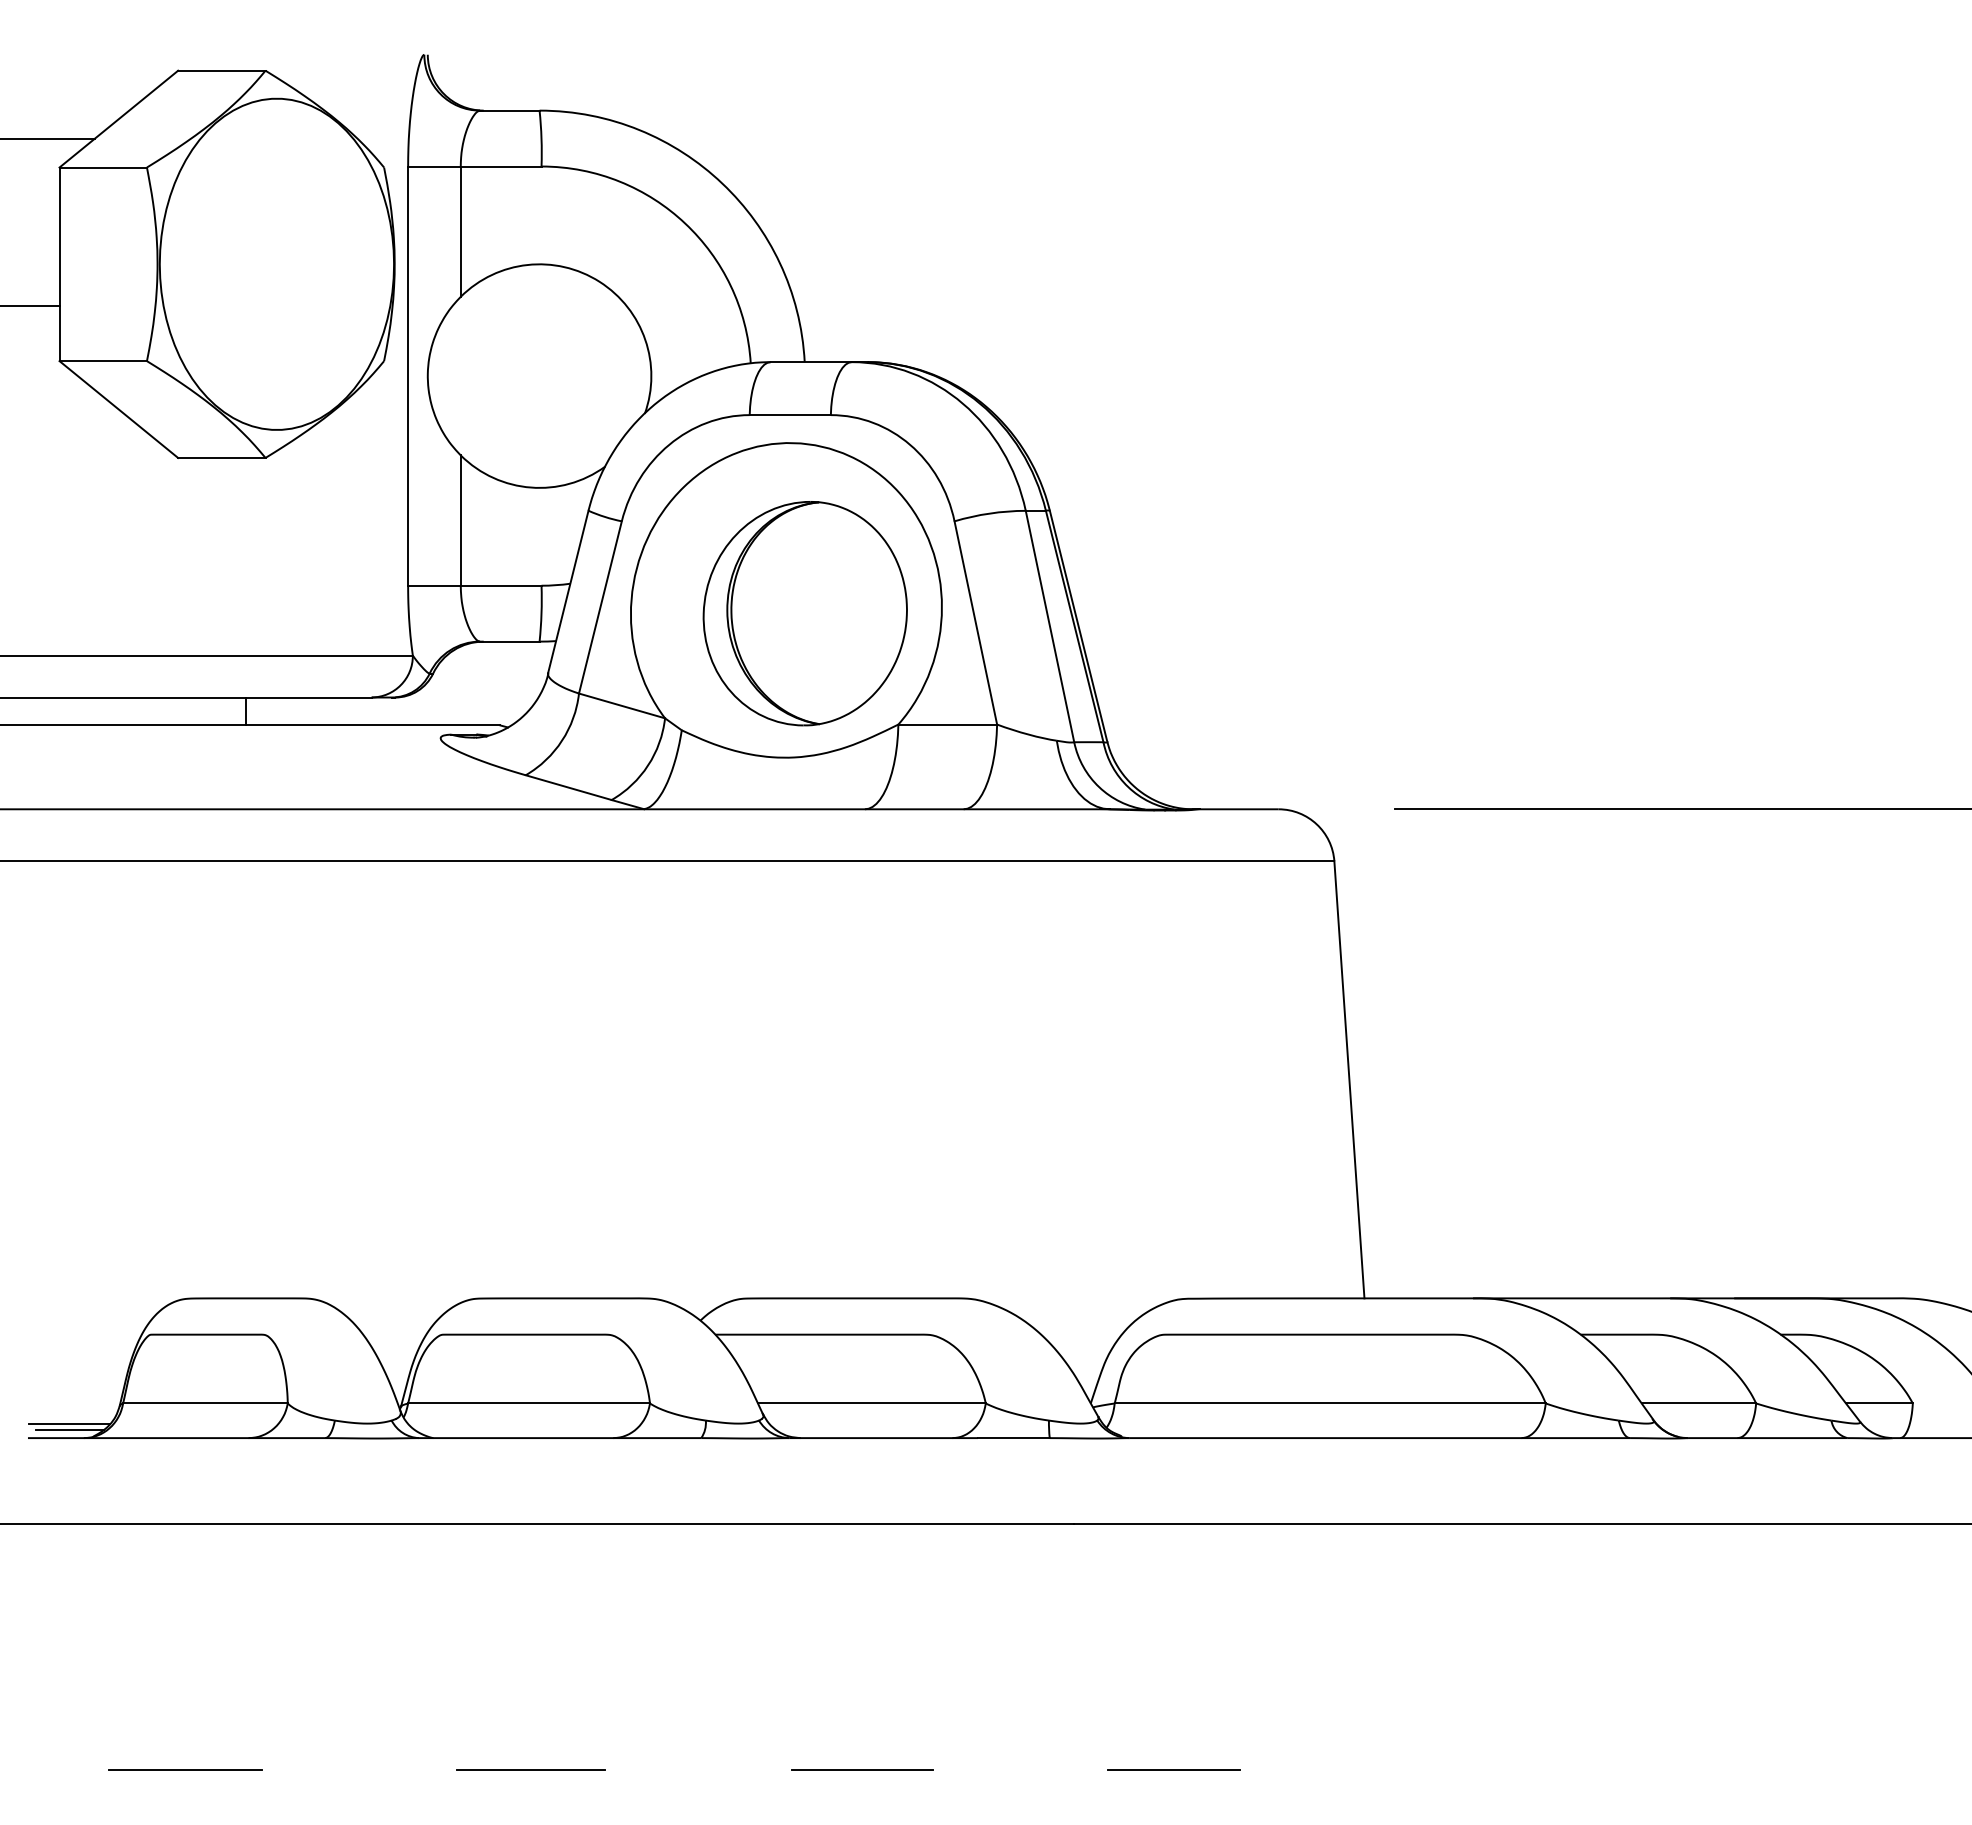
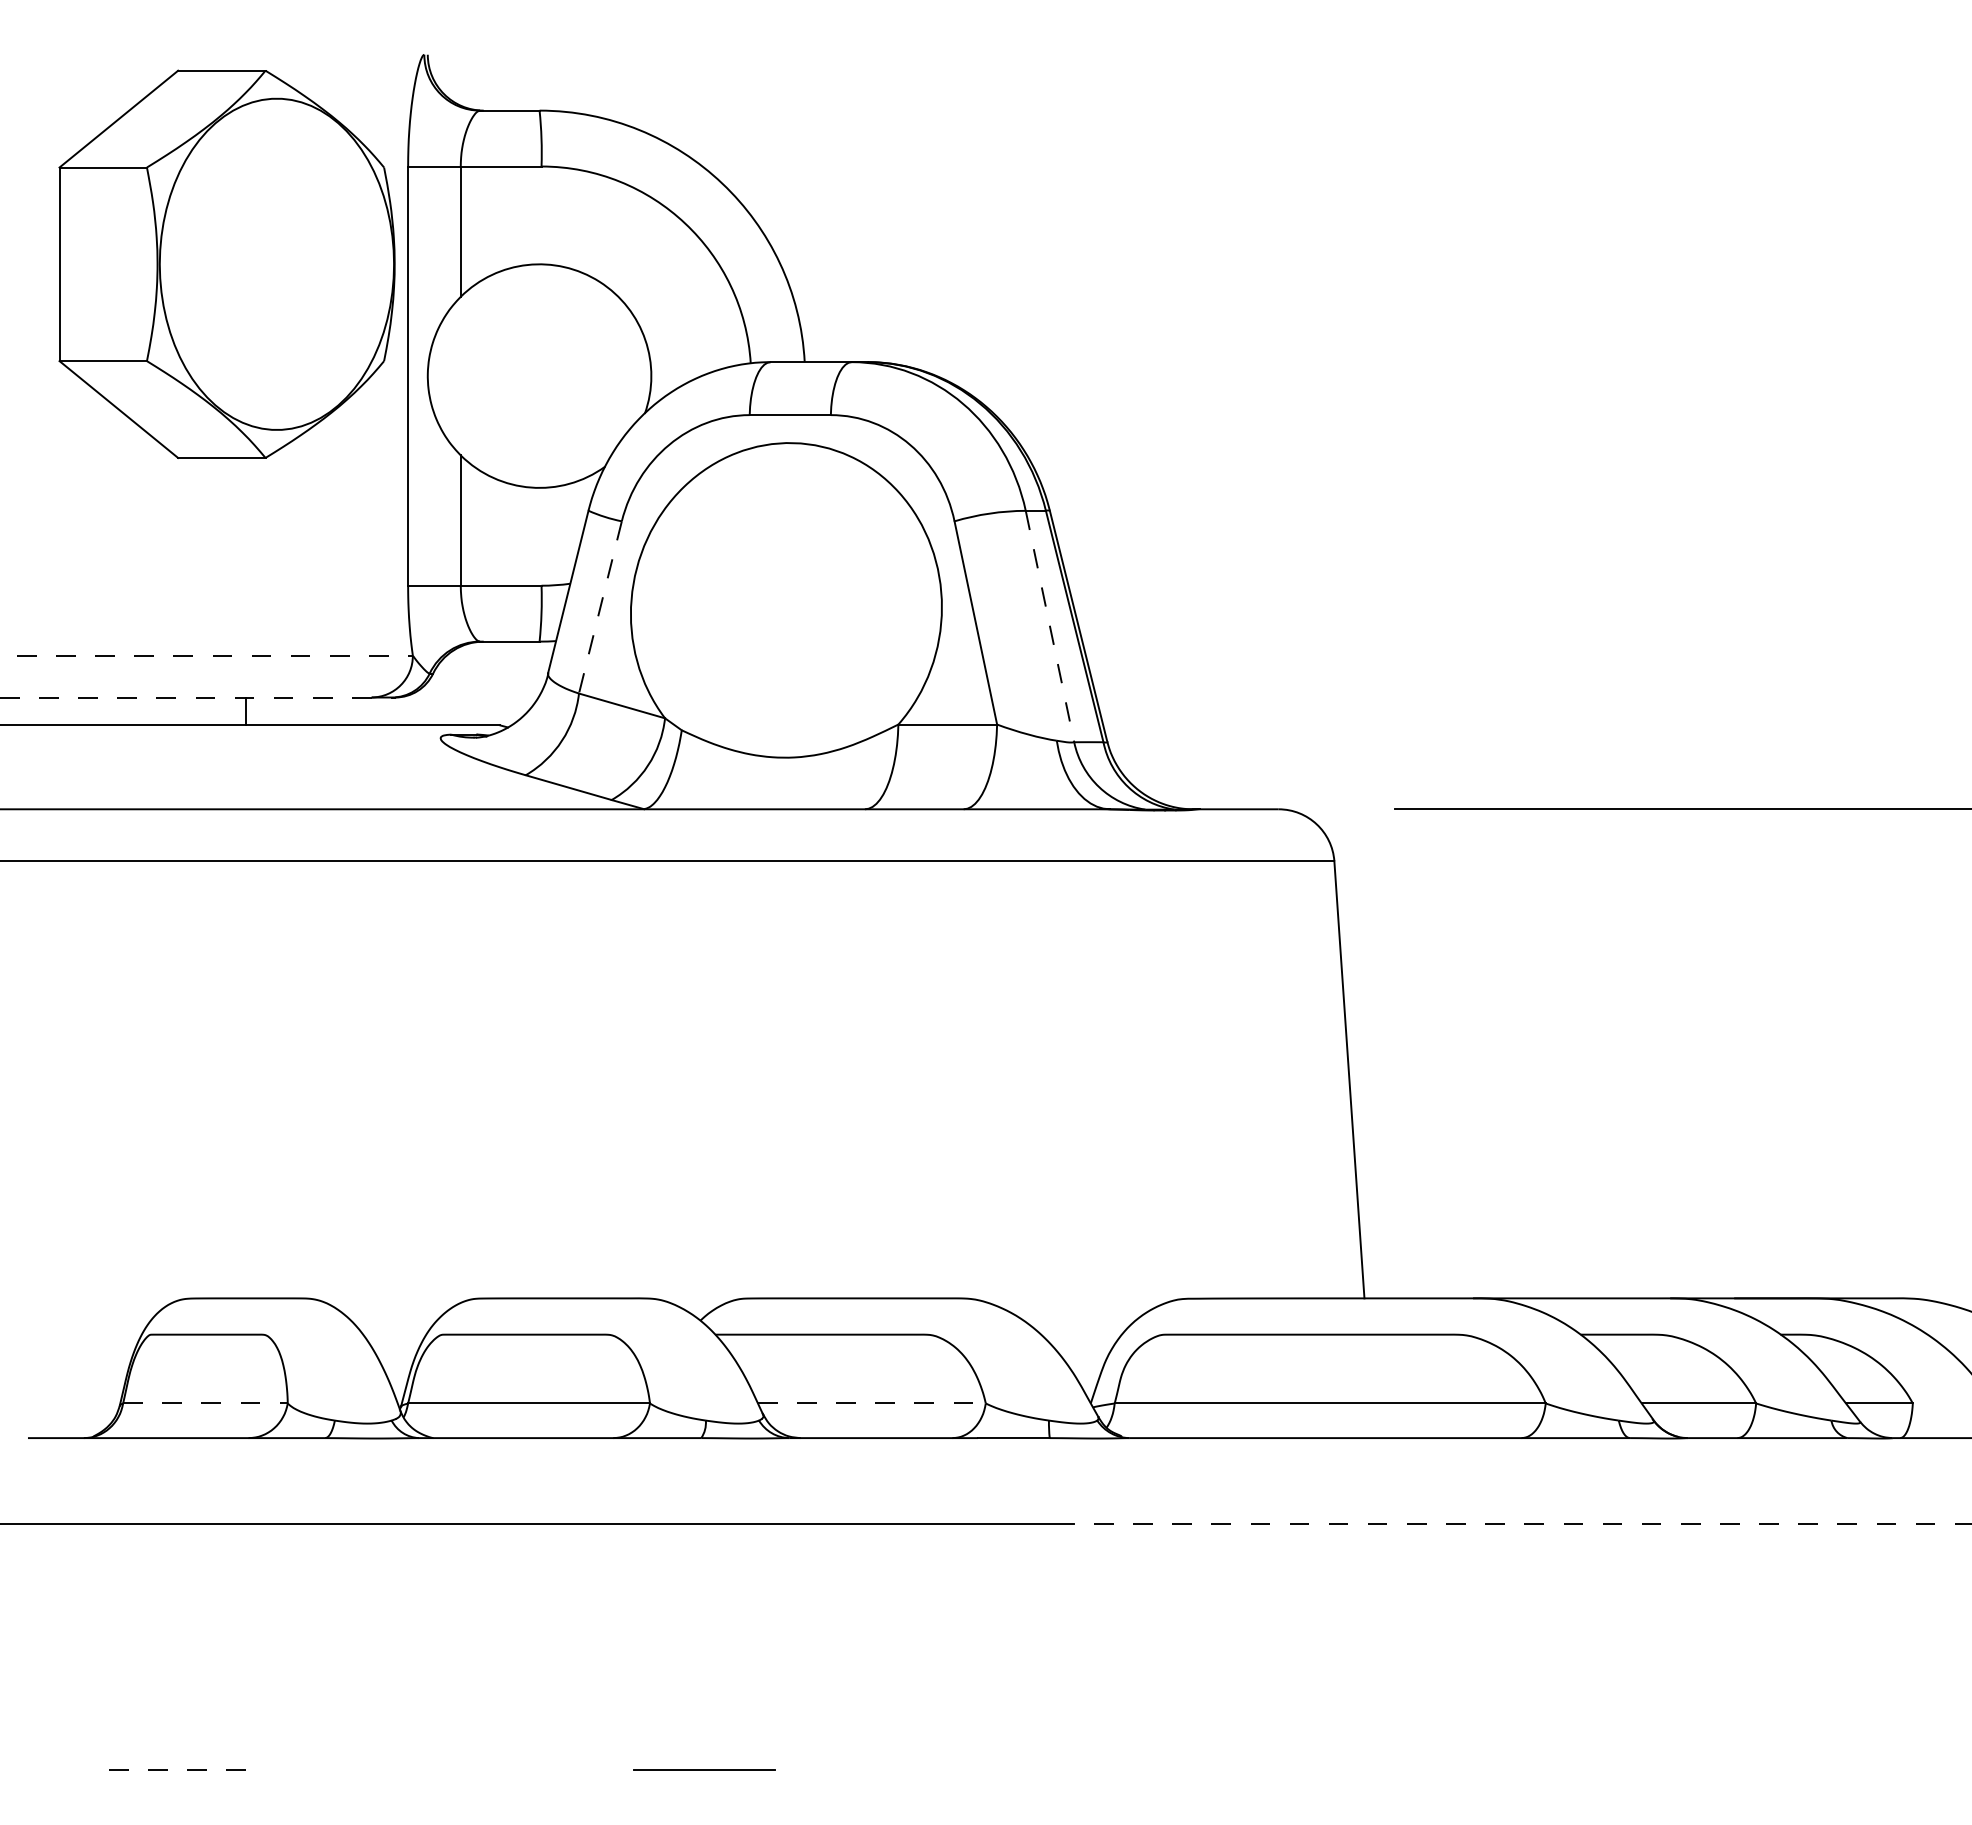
line: present -> none (48, 138)
line: present -> none (30, 306)
line: solid -> dashed (600, 607)
part: present -> none (804, 613)
line: solid -> dashed (1050, 627)
line: solid -> dashed (207, 655)
line: solid -> dashed (185, 697)
line: solid -> dashed (205, 1403)
line: solid -> dashed (871, 1403)
line: present -> none (69, 1424)
line: present -> none (69, 1430)
line: solid -> dashed (1522, 1523)
line position: (862, 1769) -> (704, 1769) (704, 1769)
line: present -> none (1173, 1769)
line: solid -> dashed (185, 1770)
line: present -> none (530, 1770)
